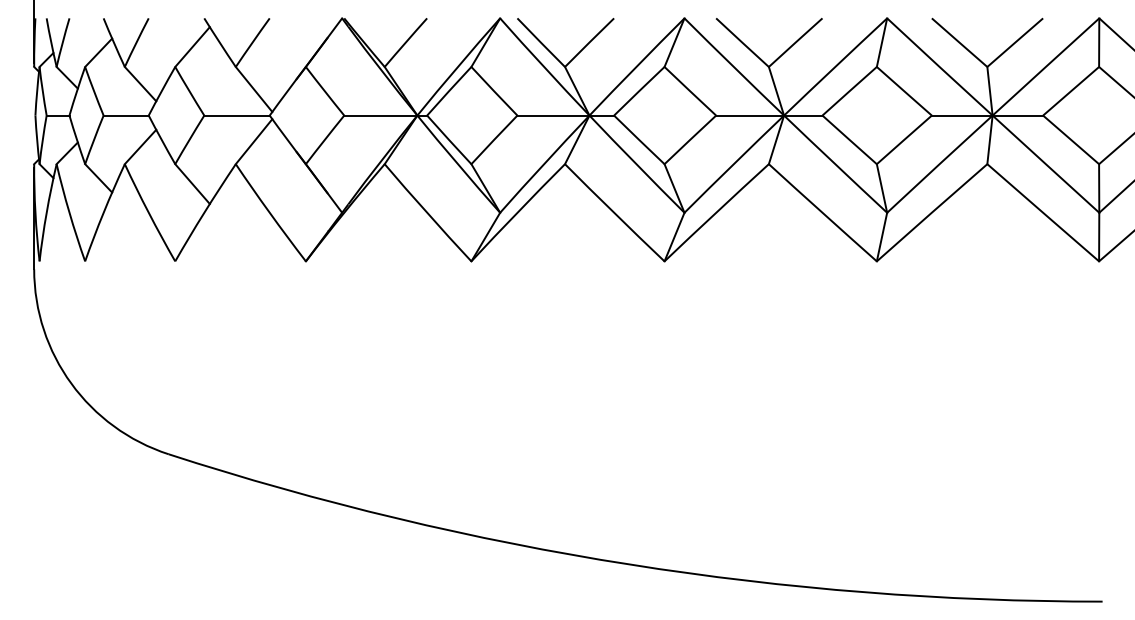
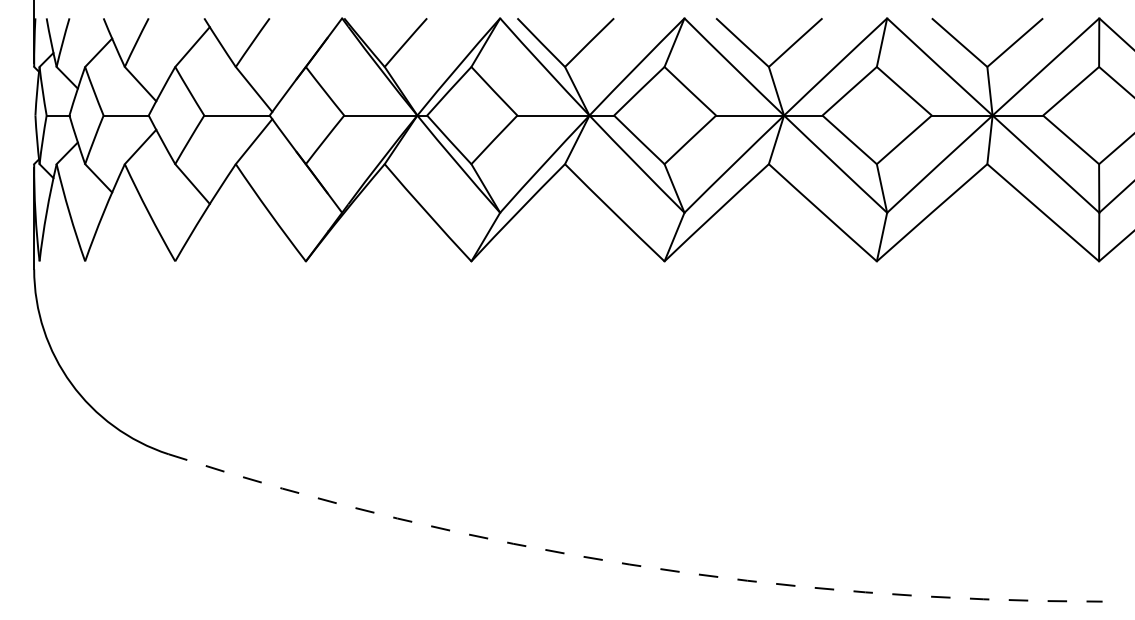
arc: solid -> dashed (629, 564)
